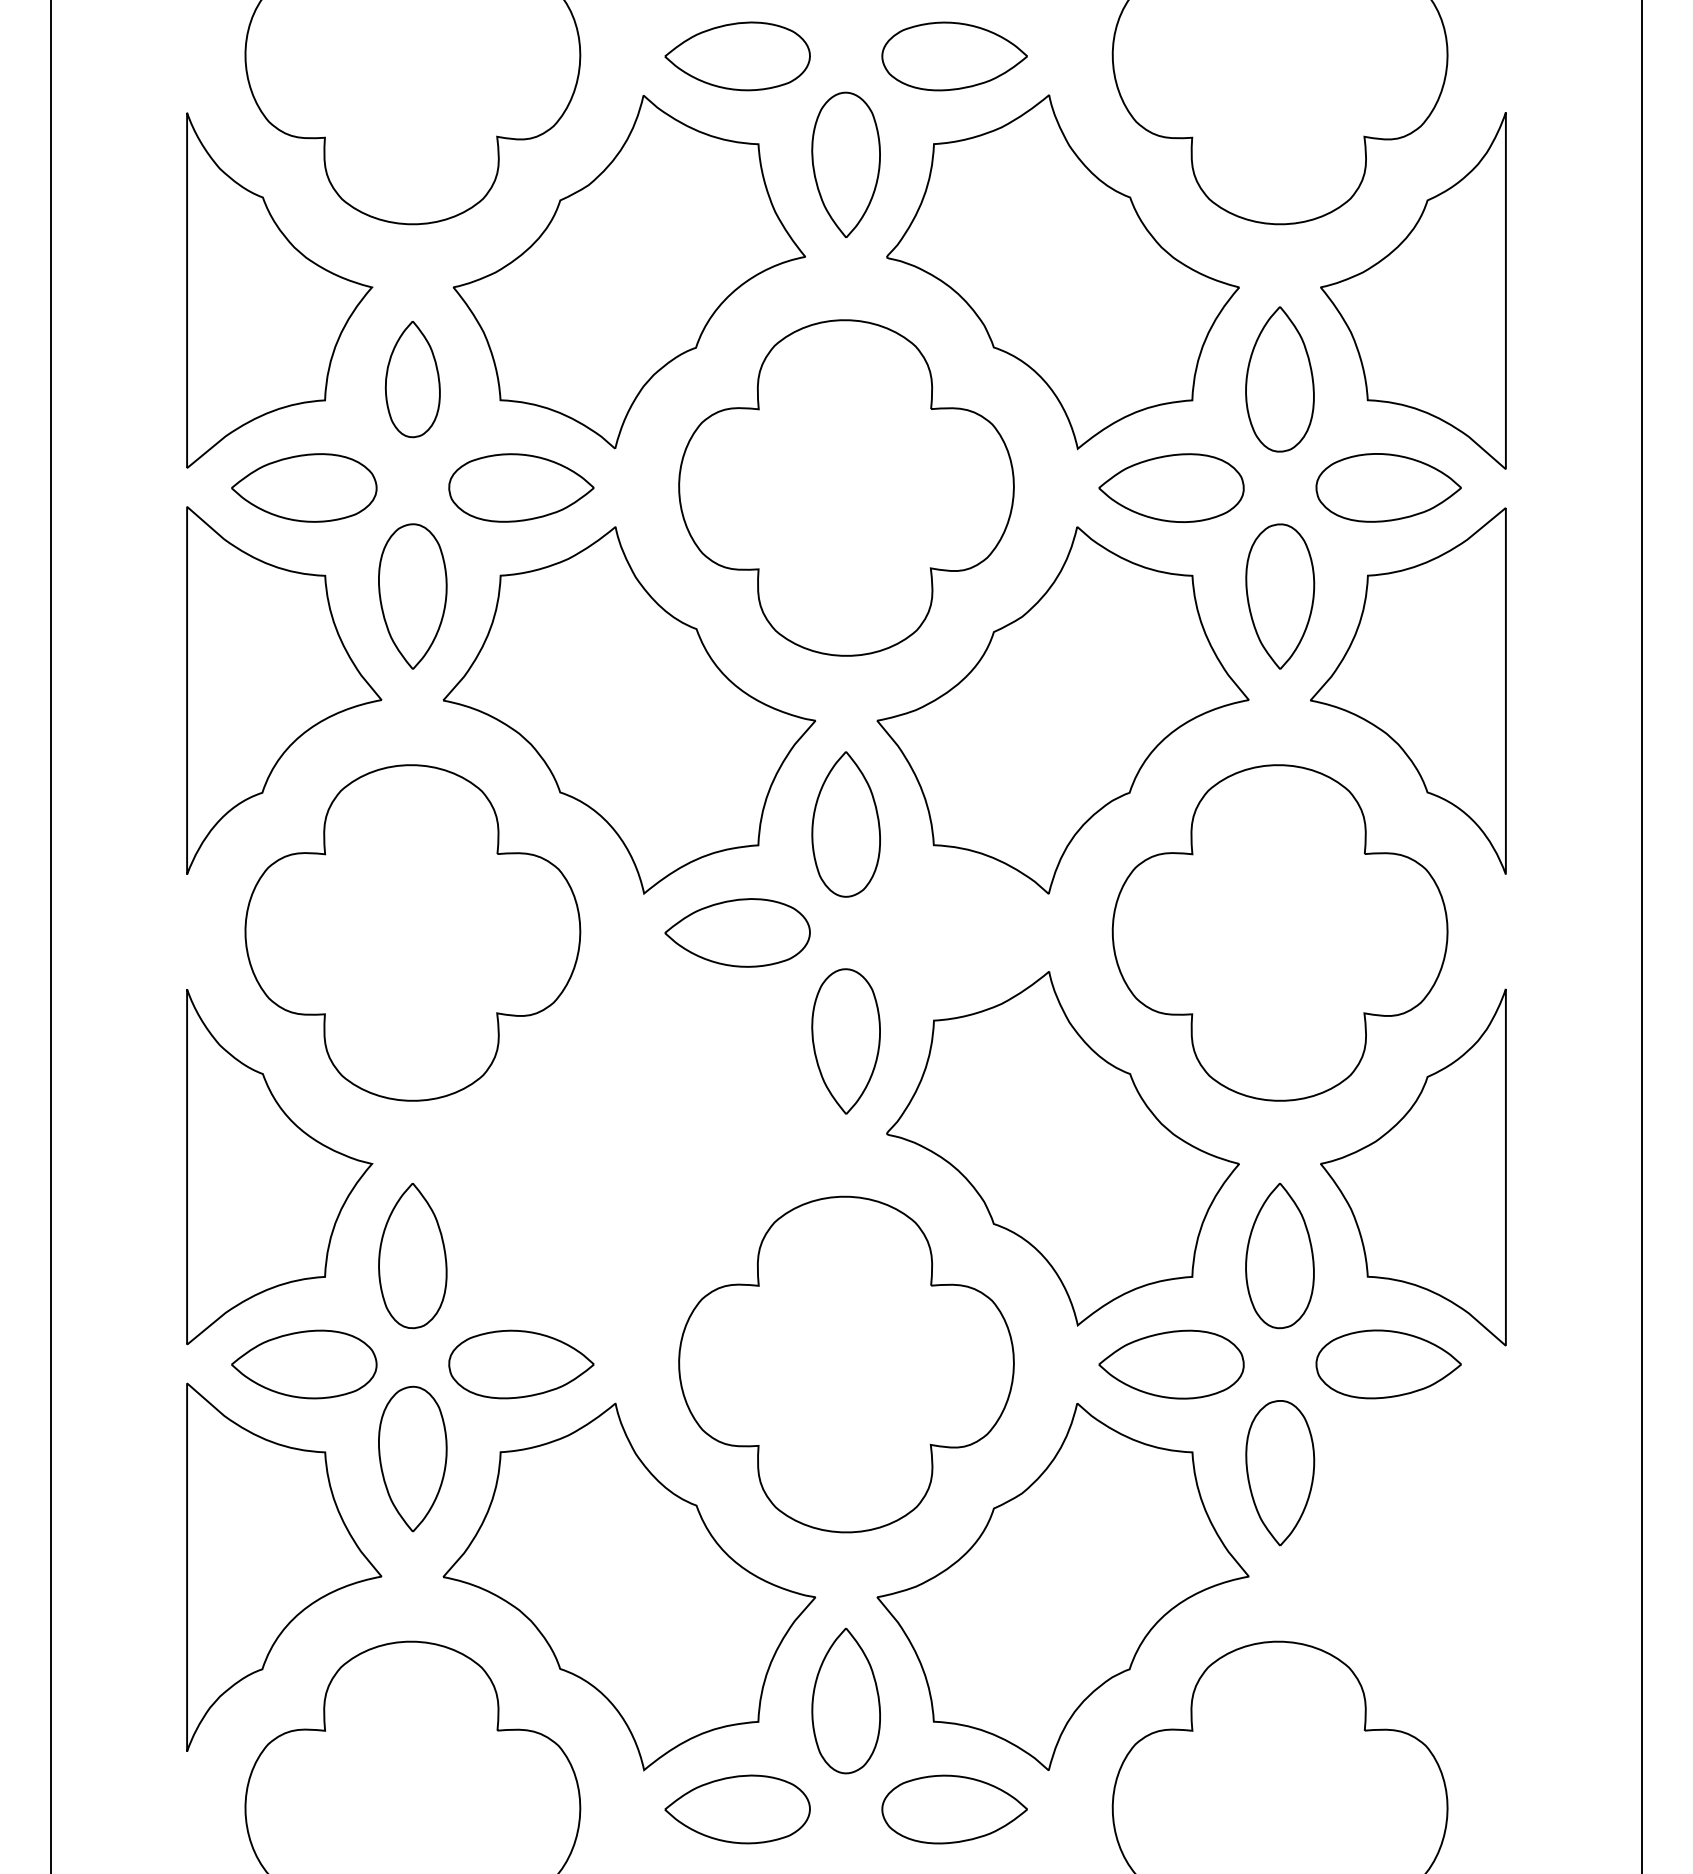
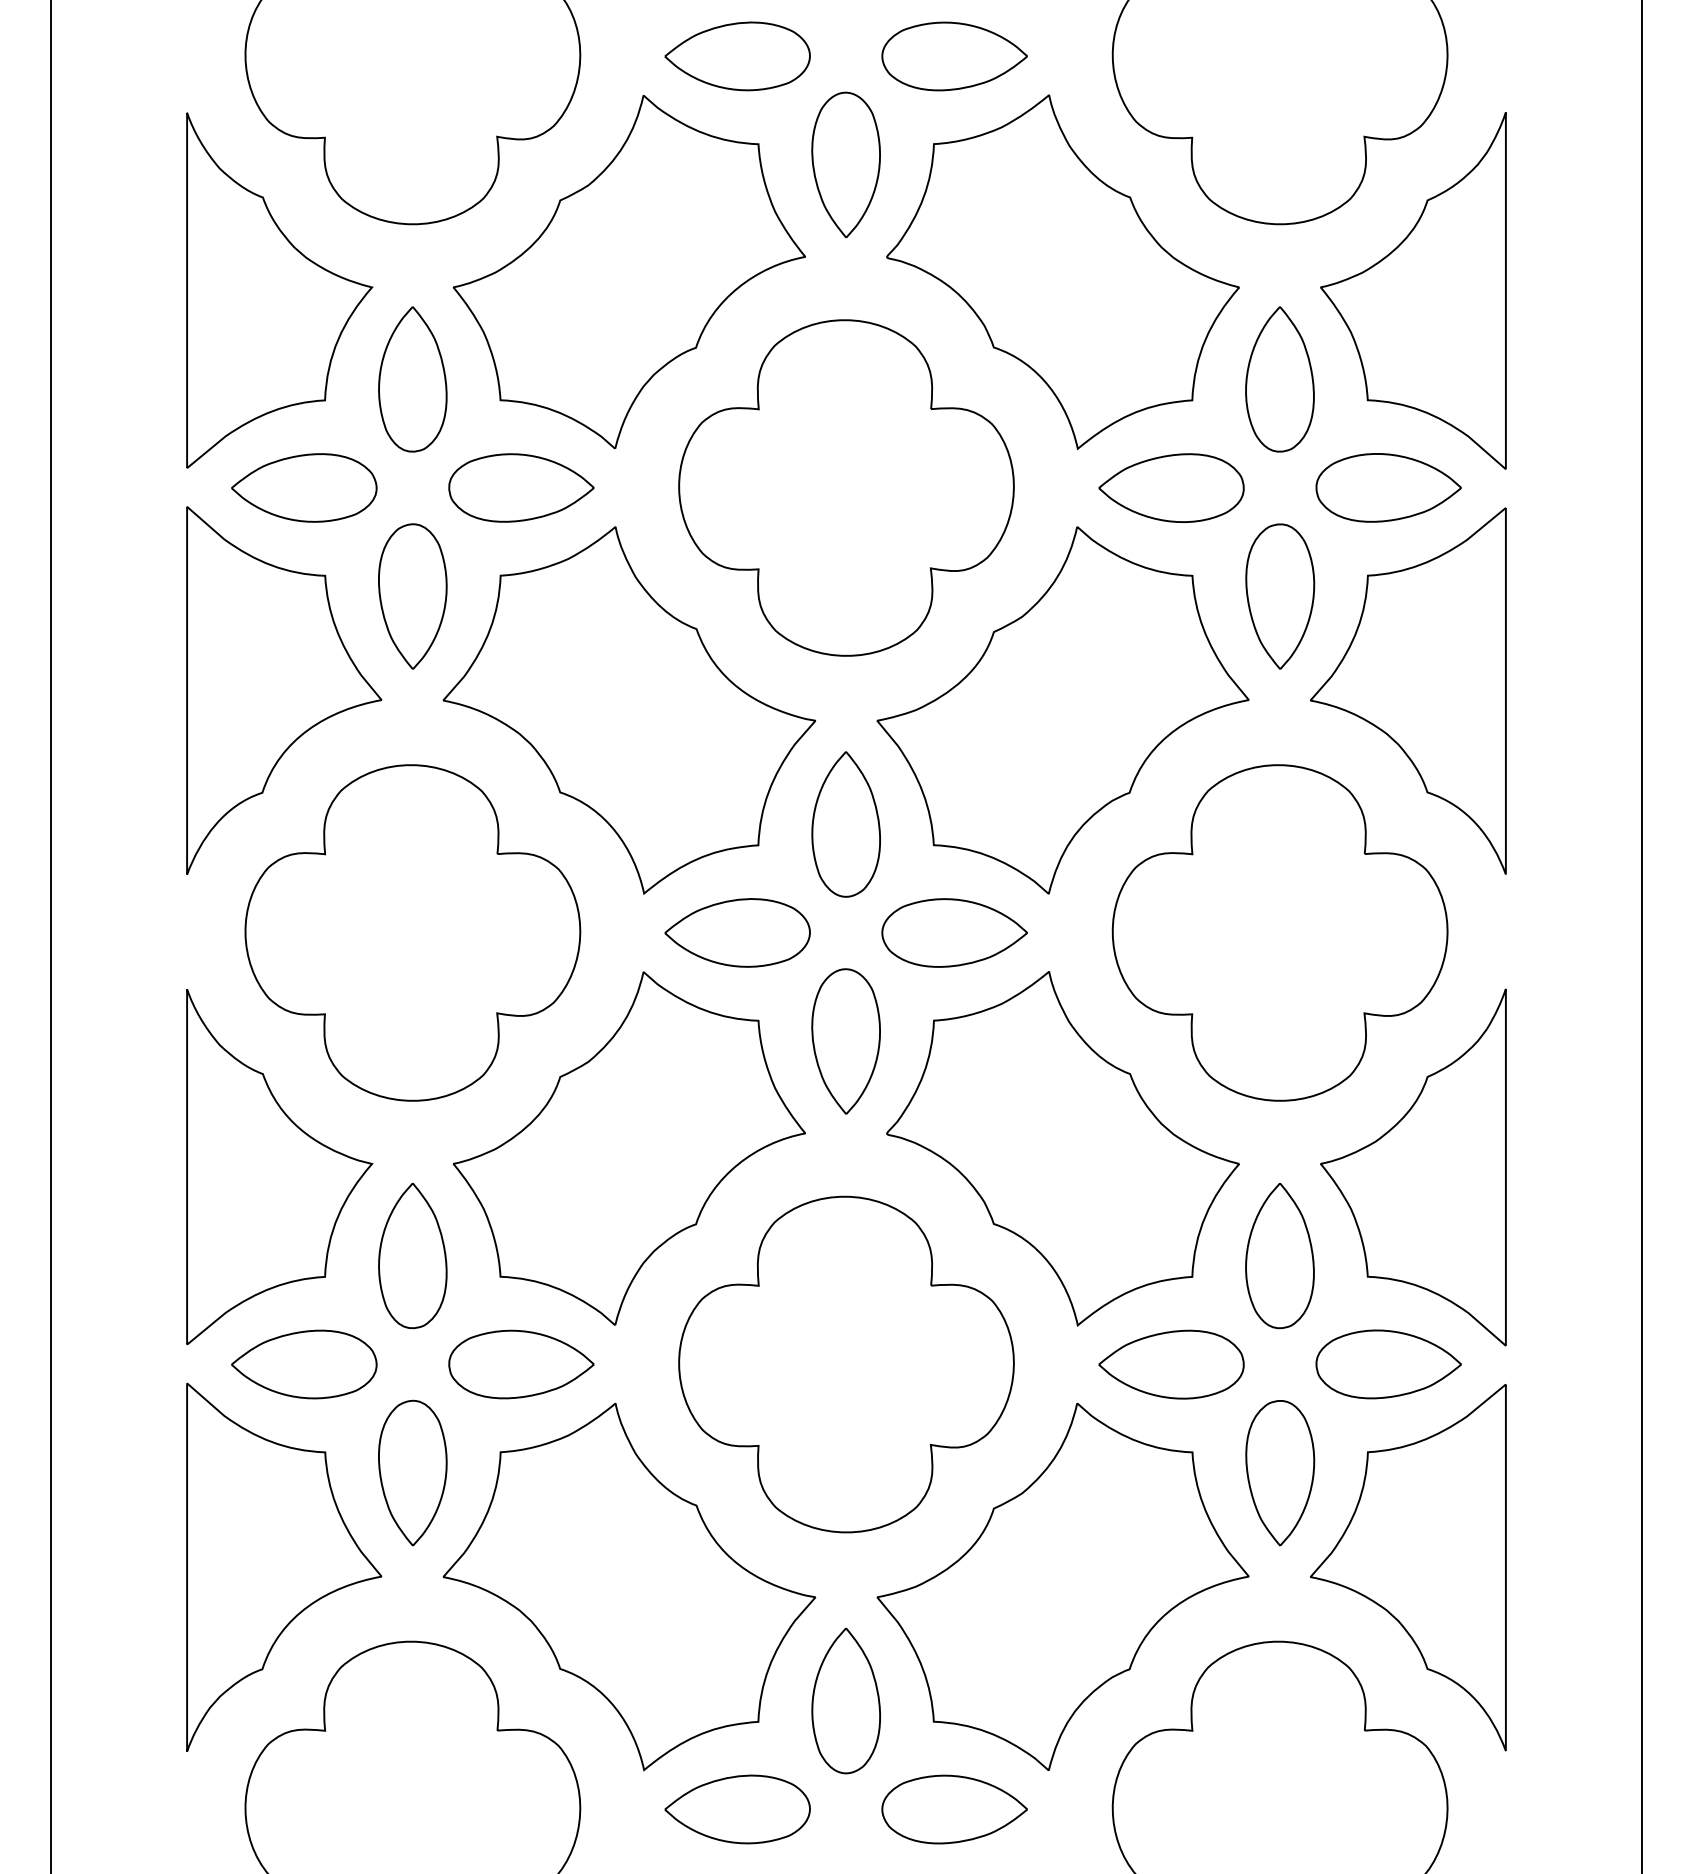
part size: 57x118 px -> 70x147 px (412, 379)
part: none -> present (954, 932)
part: none -> present (628, 1148)
part position: (412, 1458) -> (412, 1472) (412, 1472)
part: none -> present (1408, 1567)
